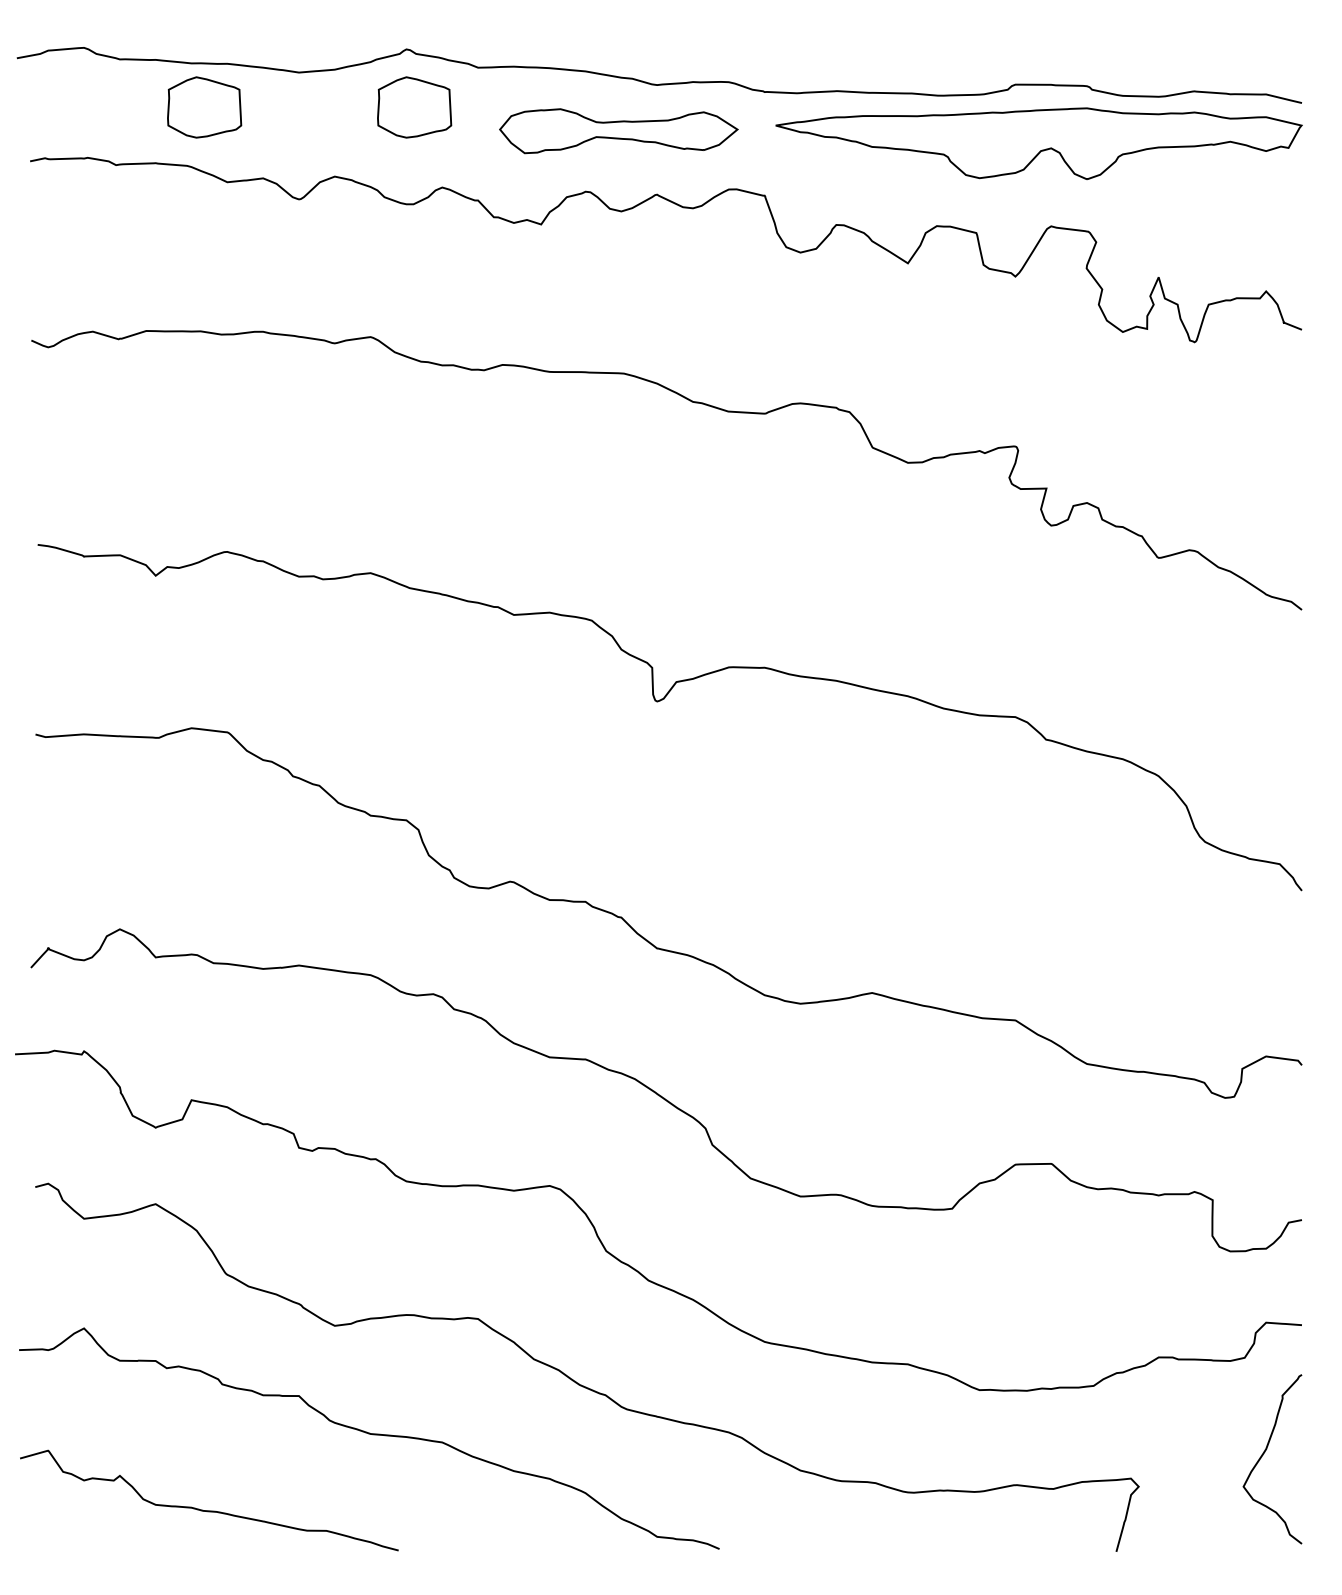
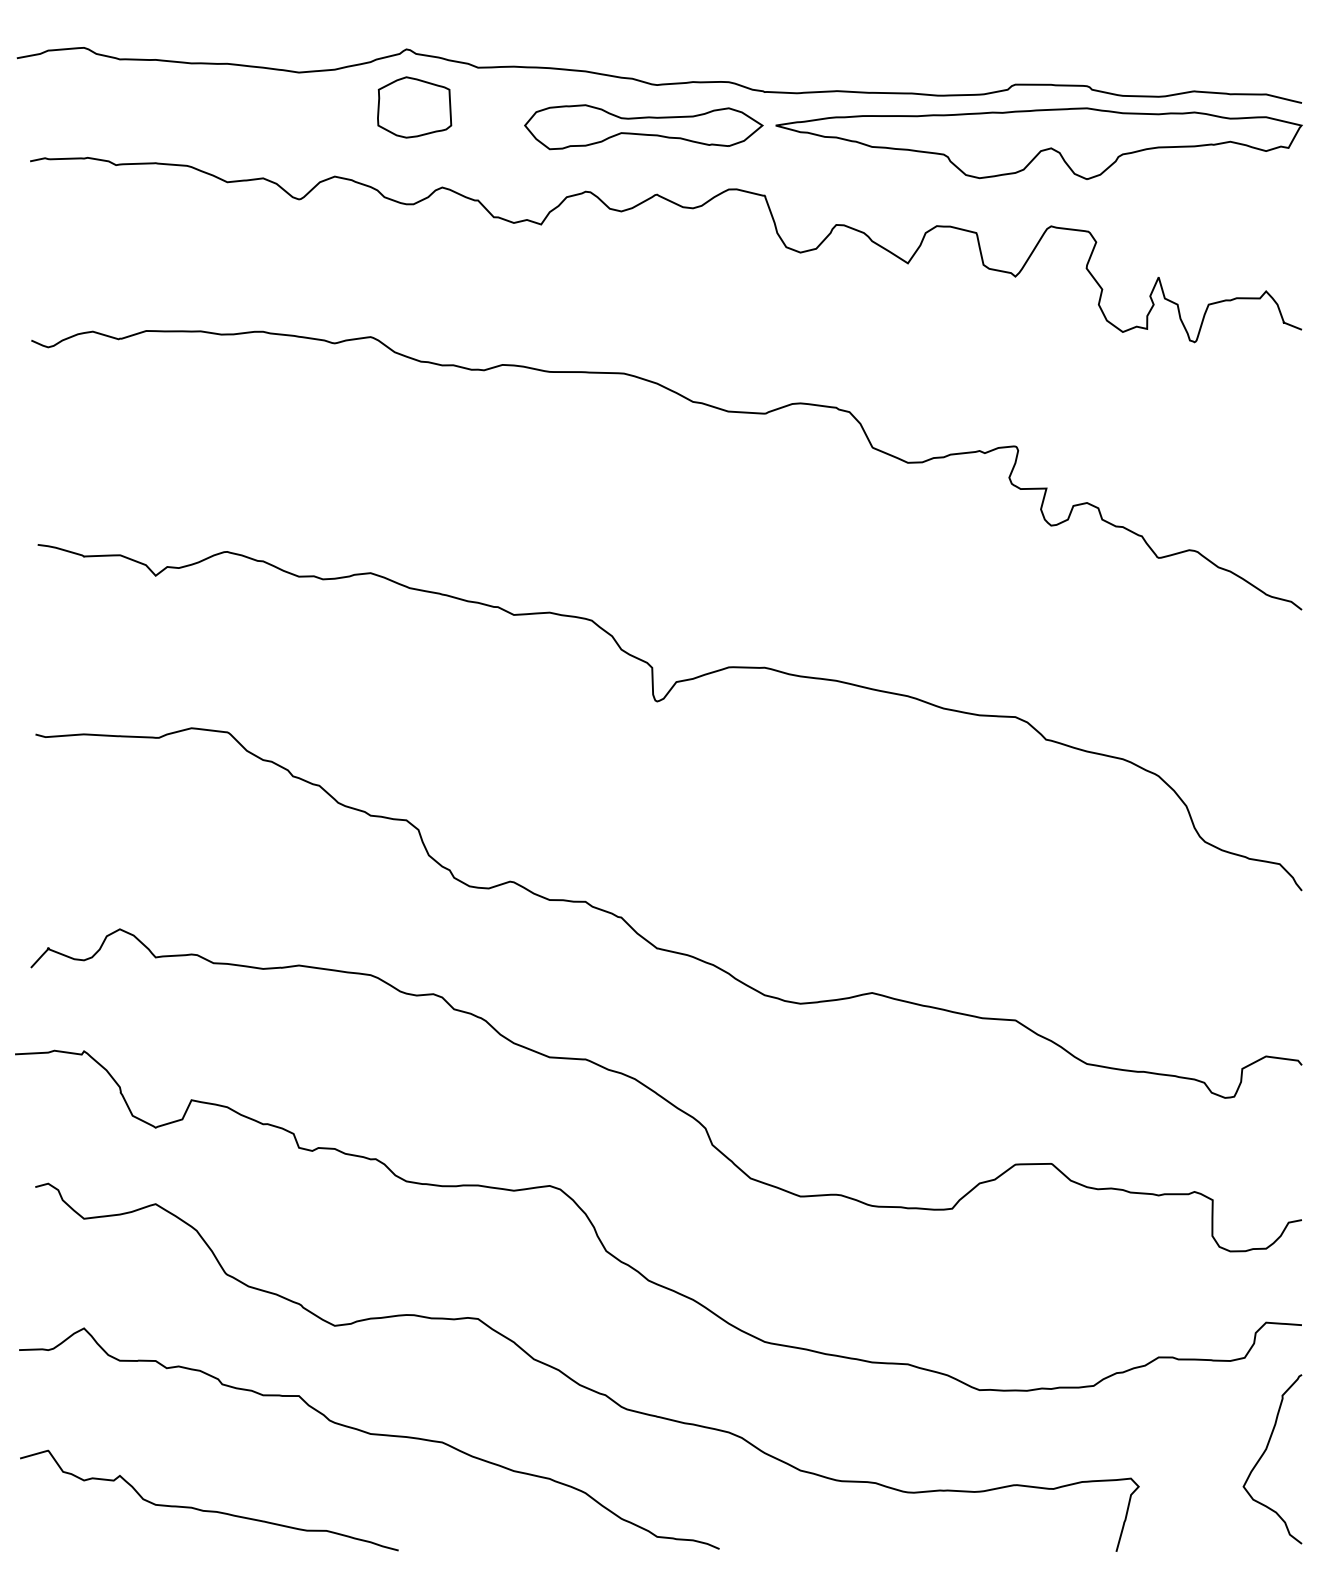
part: present -> none (204, 107)
part position: (618, 131) -> (643, 127) (643, 127)
